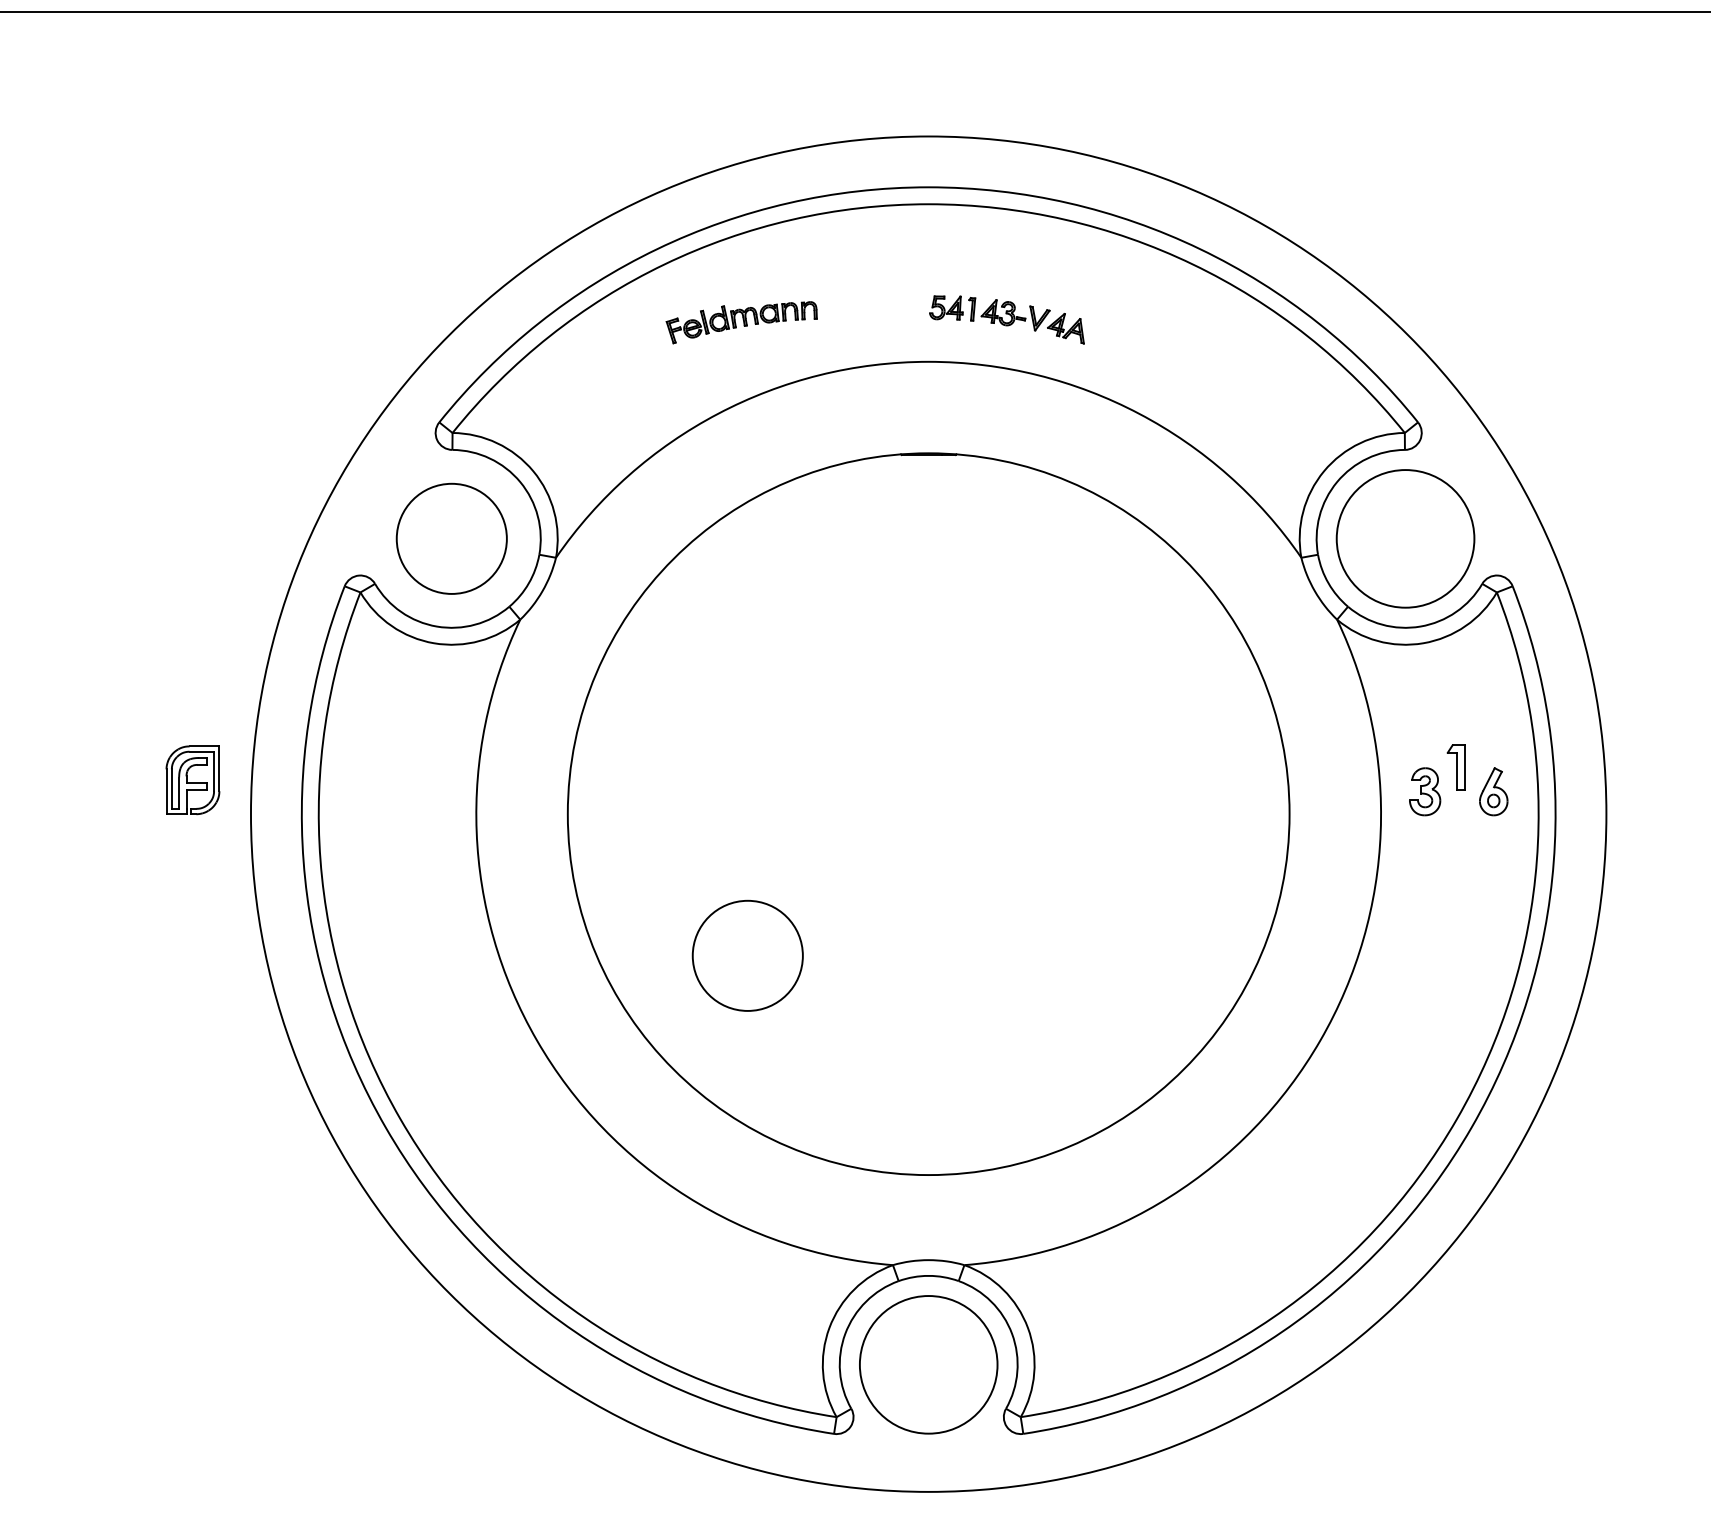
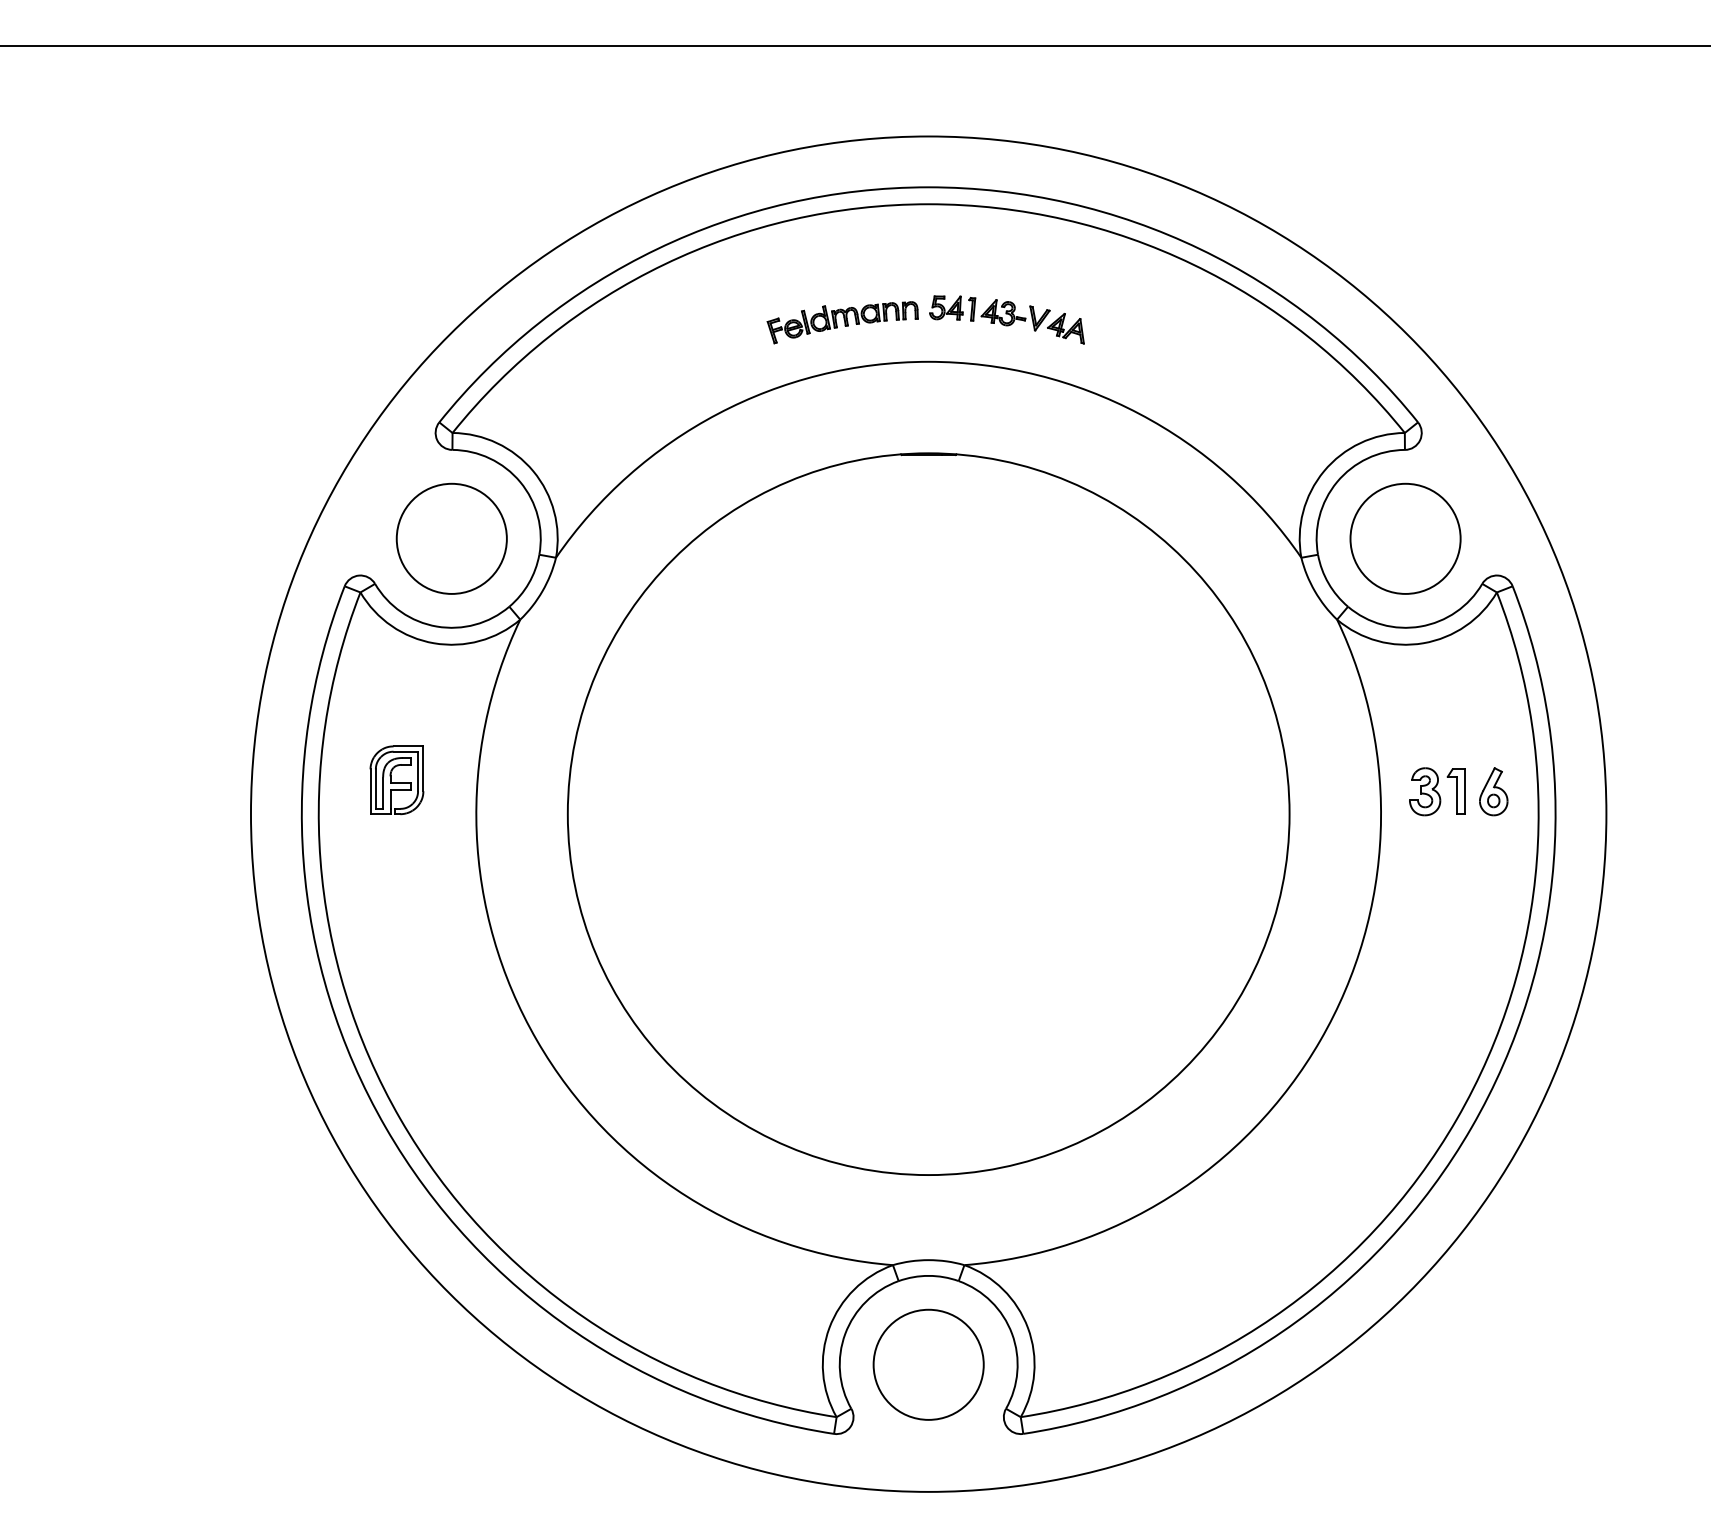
line position: (854, 12) -> (854, 46) (854, 46)
part position: (741, 322) -> (842, 322) (842, 322)
circle diameter: 138 px -> 110 px (1405, 538)
part position: (1455, 767) -> (1455, 791) (1455, 791)
part position: (192, 780) -> (396, 780) (396, 780)
circle: present -> none (747, 955)
circle diameter: 138 px -> 110 px (928, 1364)
